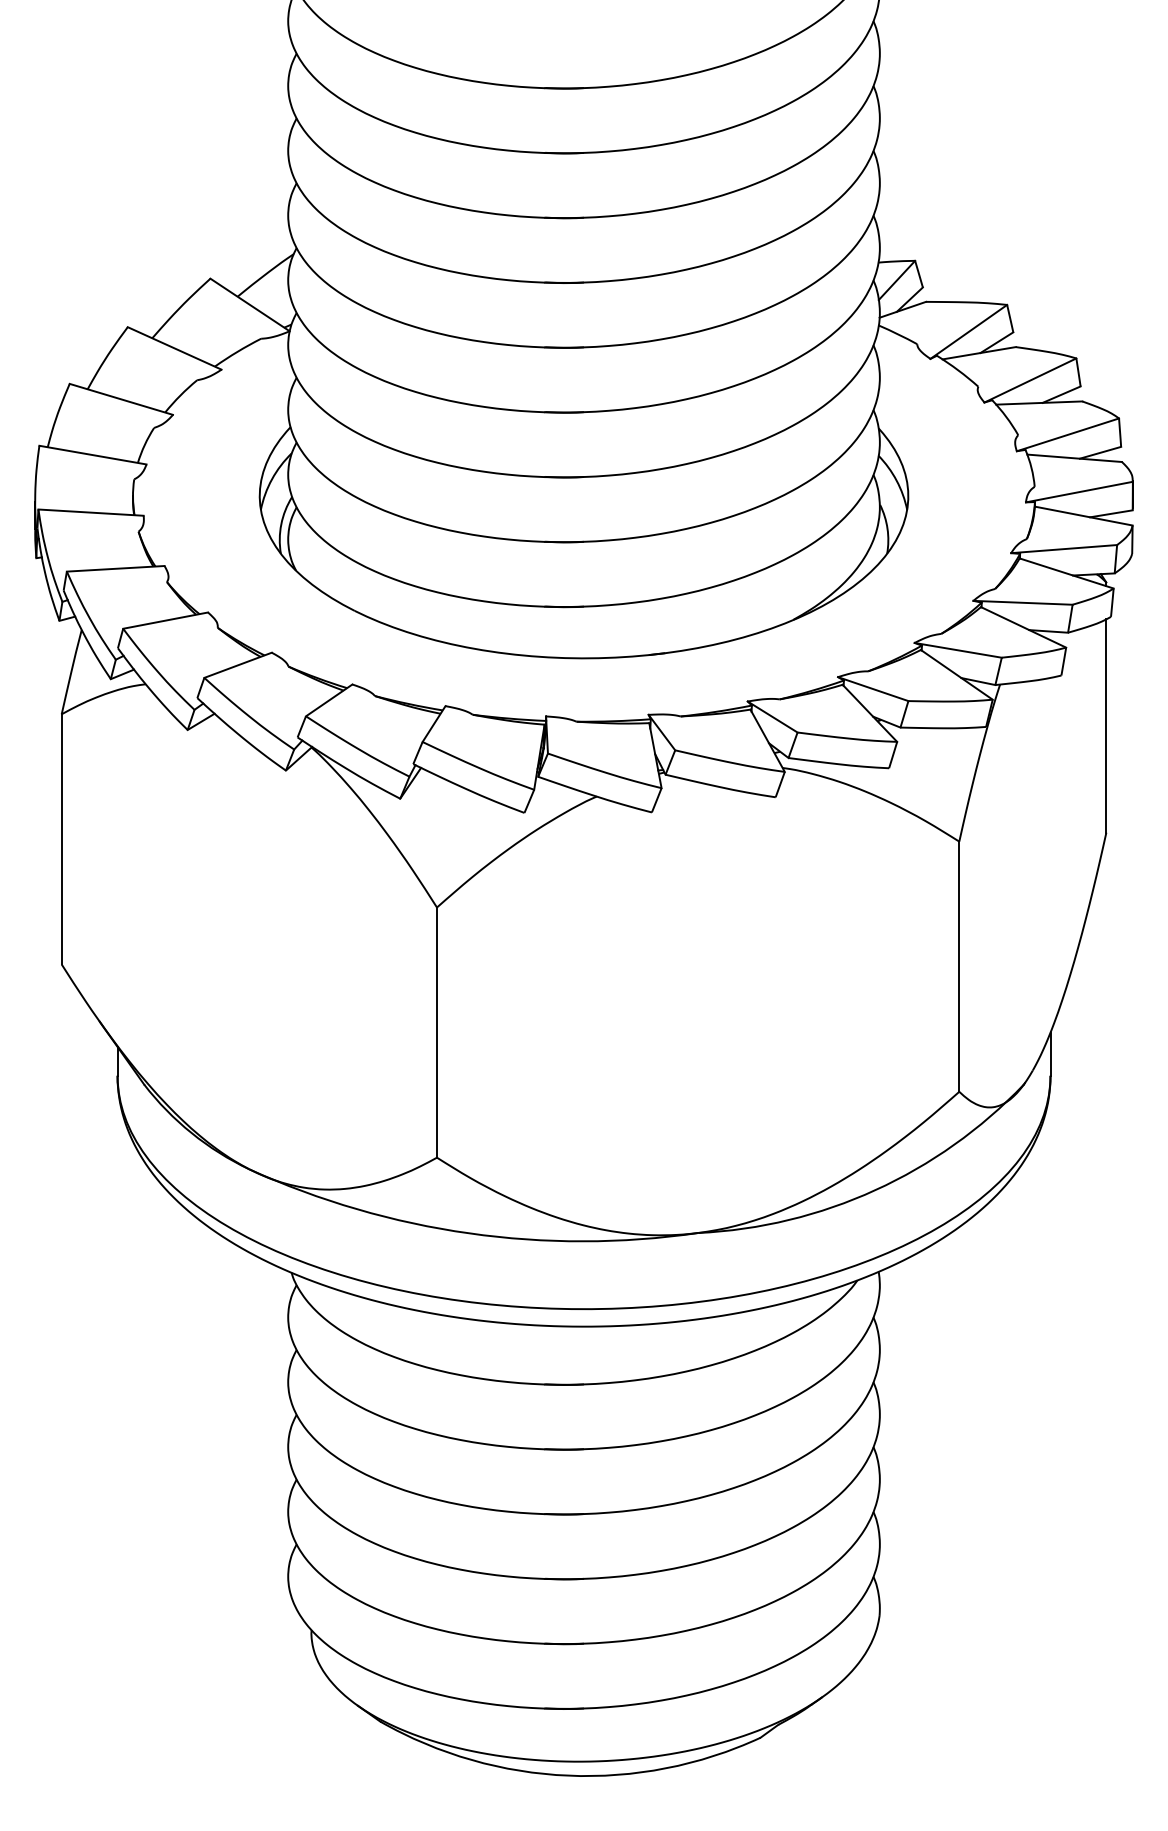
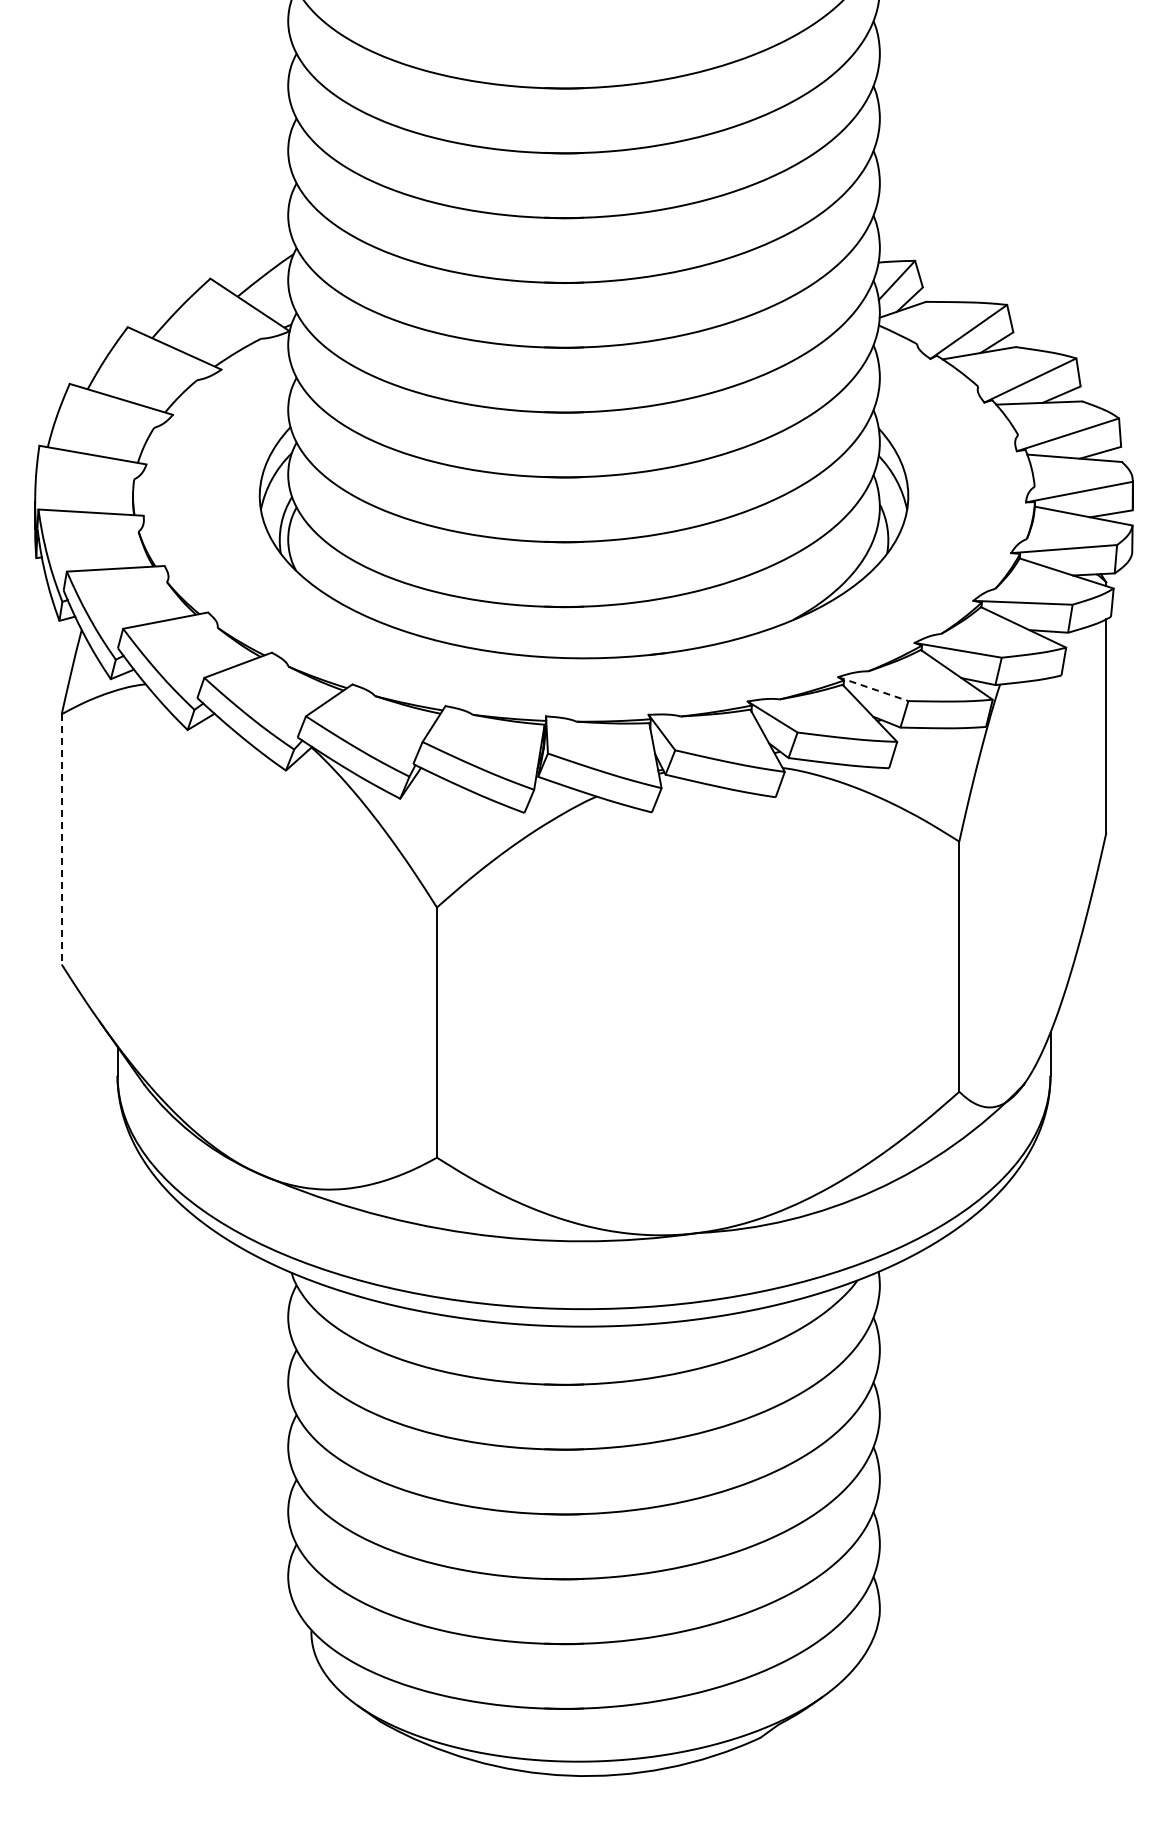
line: solid -> dashed (873, 689)
line: solid -> dashed (61, 839)
